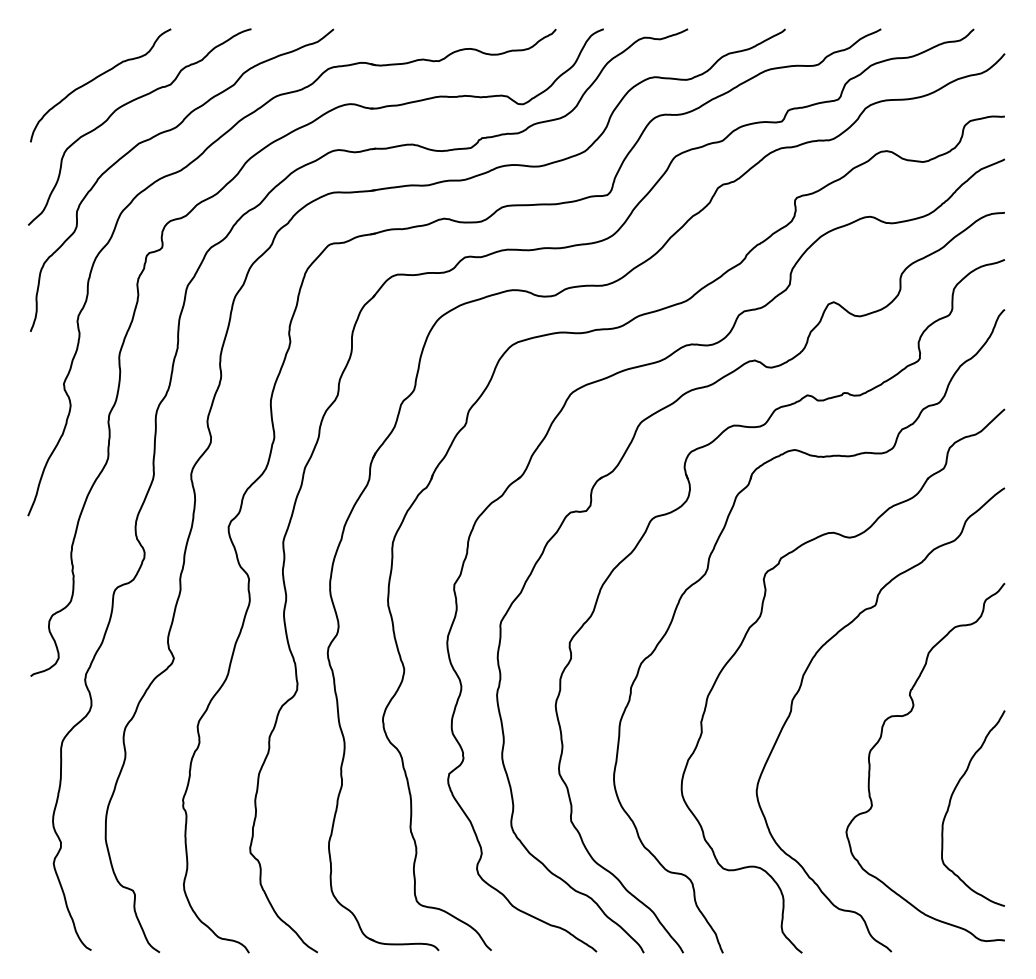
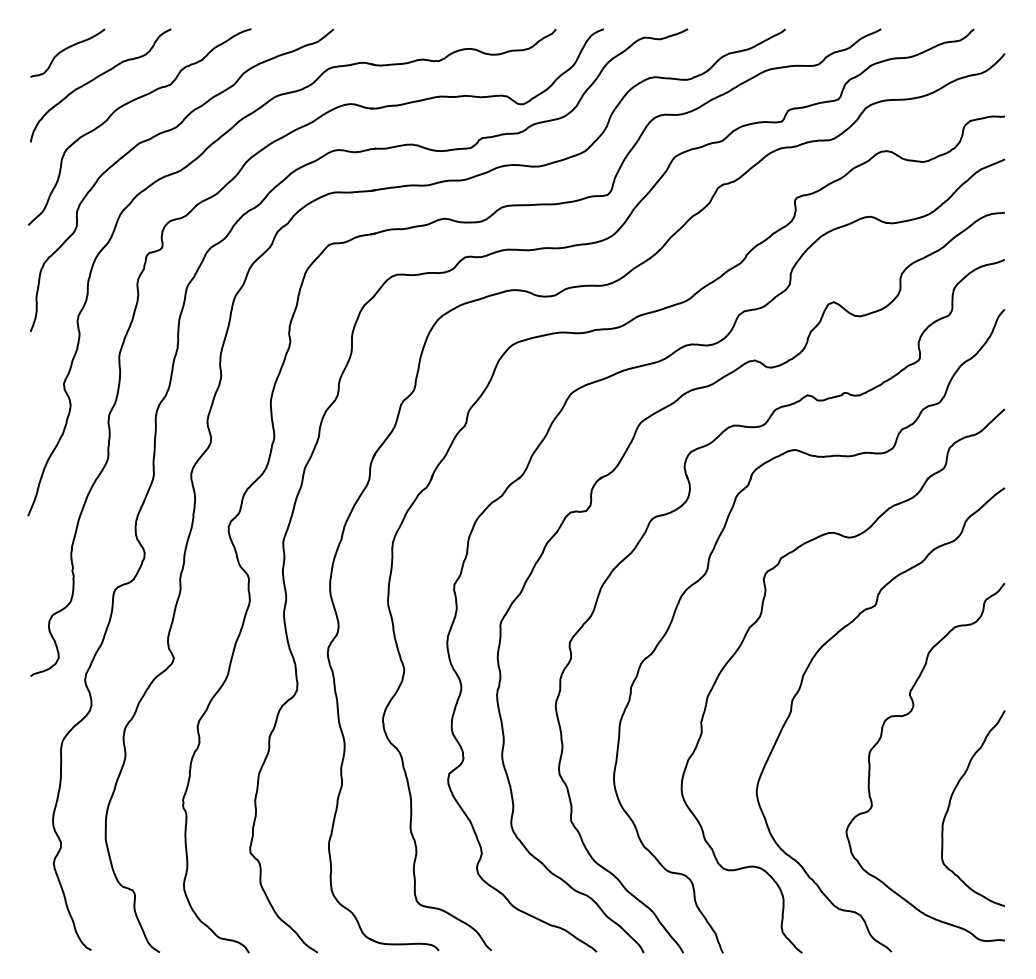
curve: none -> present (65, 50)
